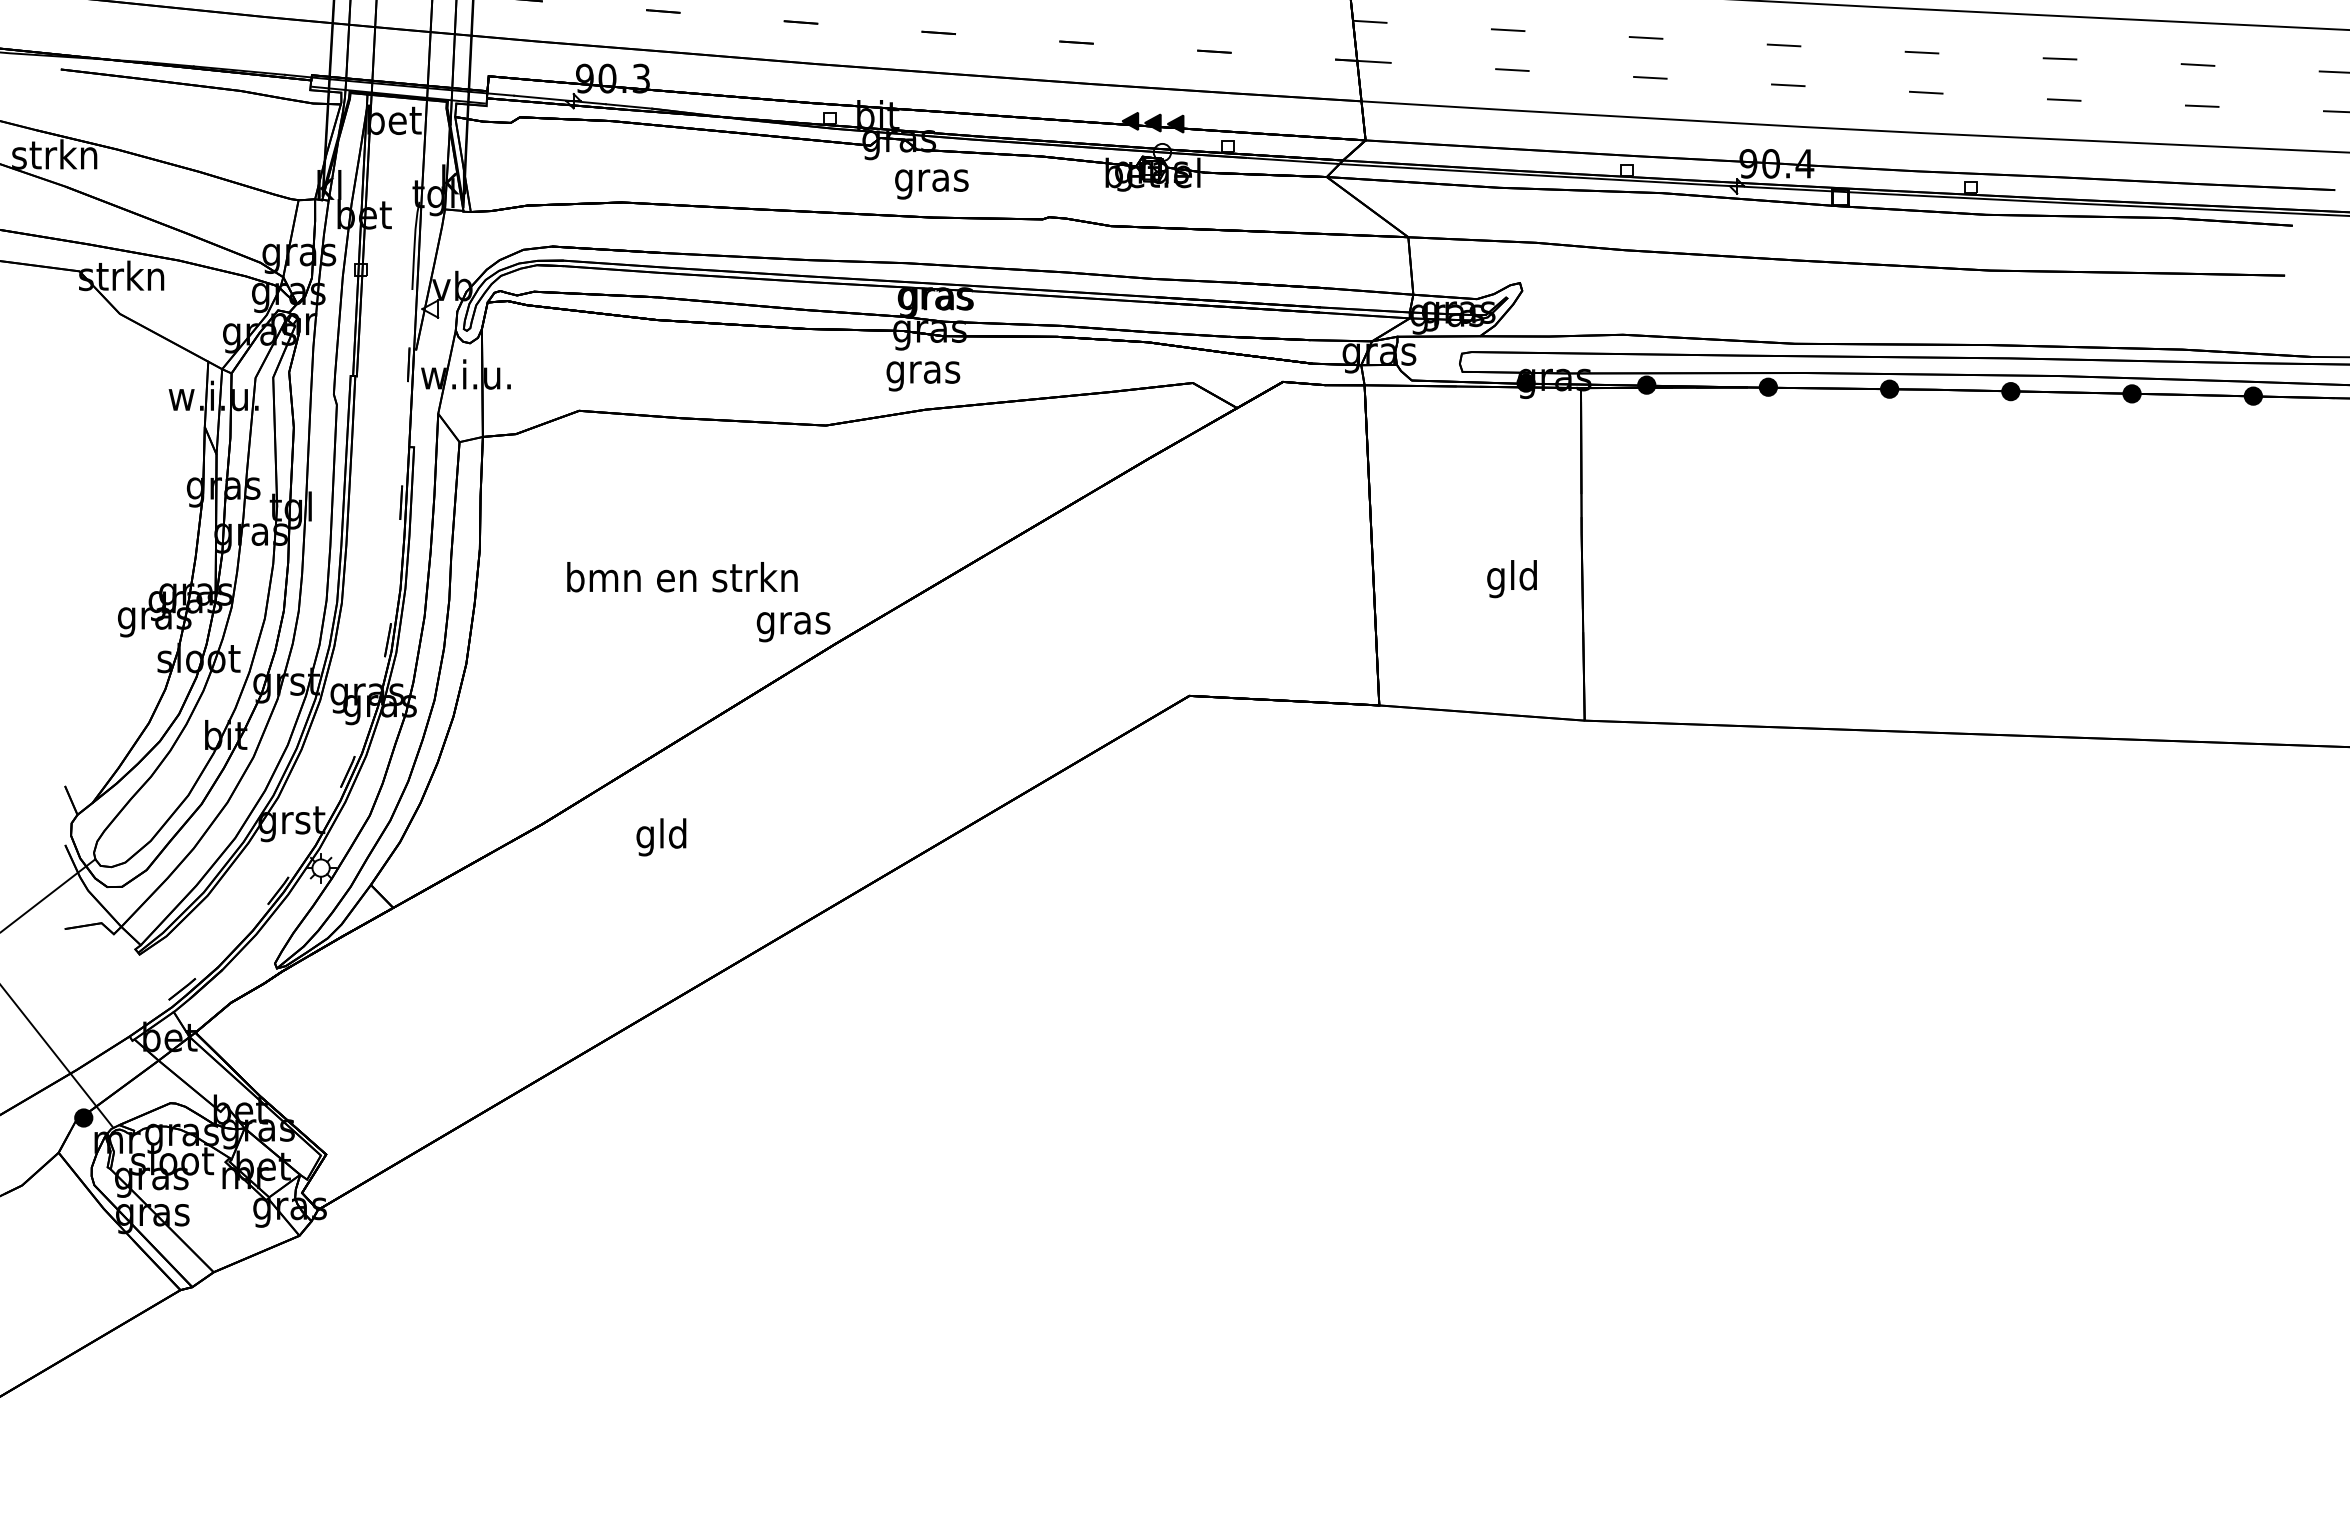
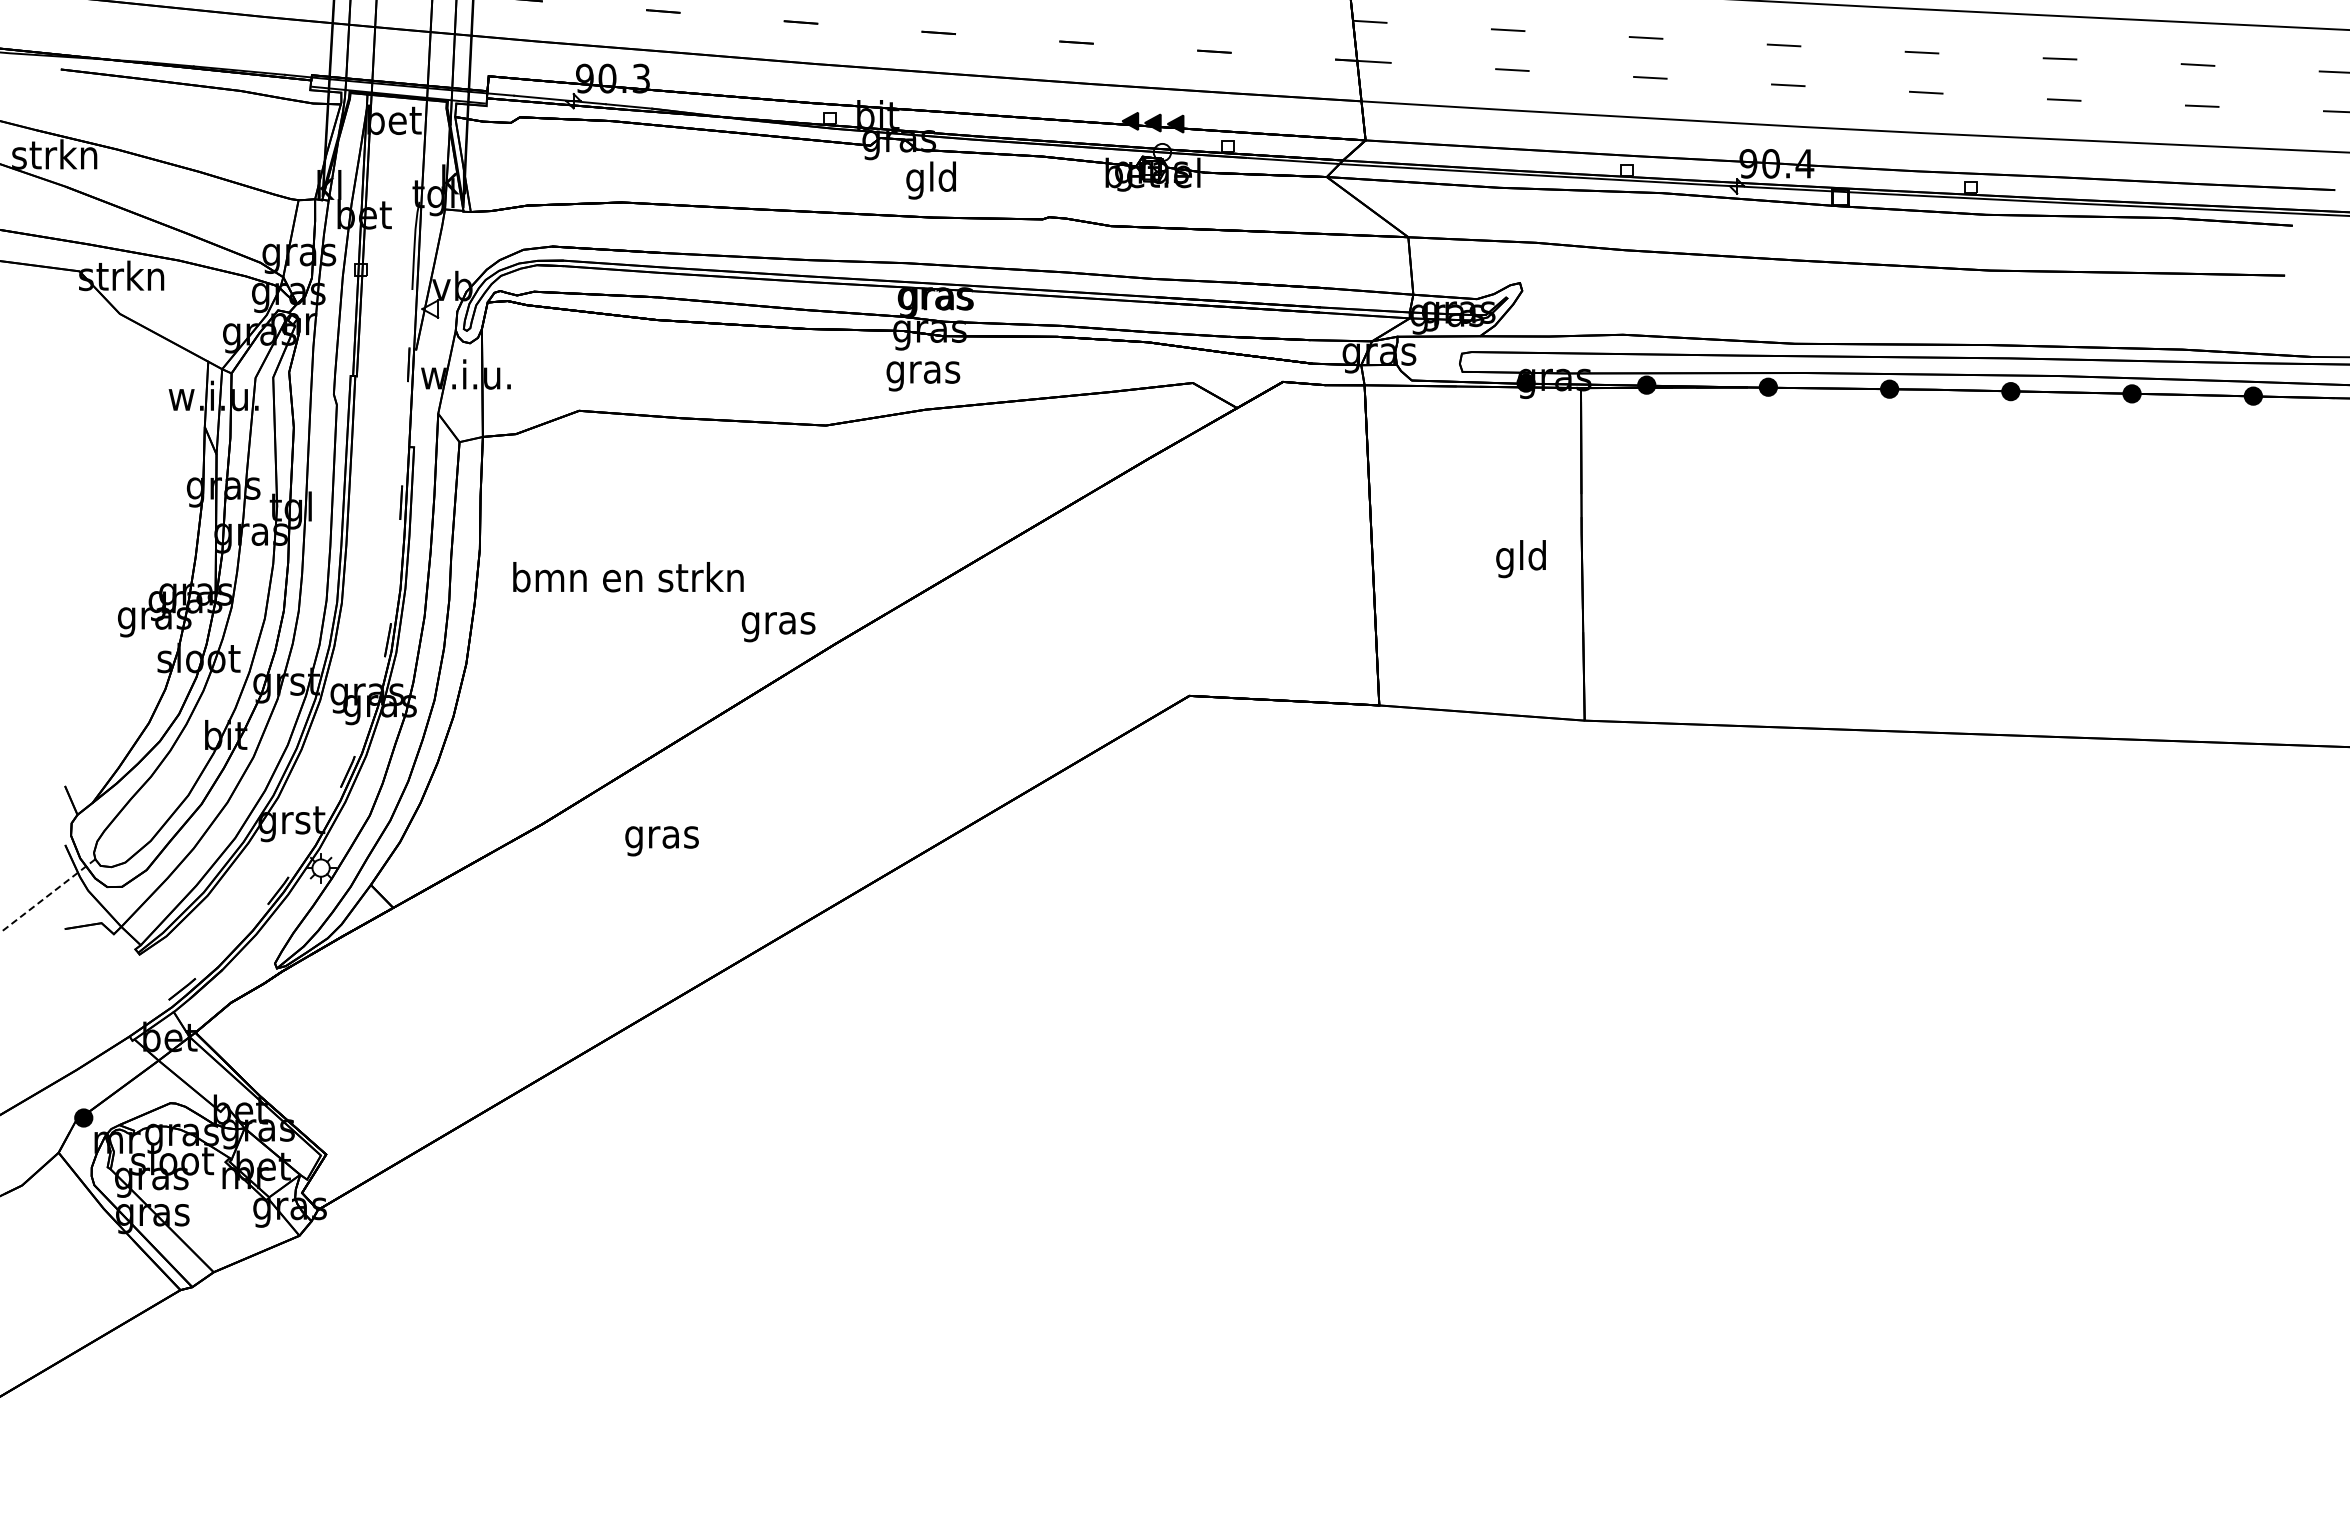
text: gras -> gld (931, 180)
text position: (682, 577) -> (628, 577) (628, 577)
text position: (1511, 579) -> (1520, 559) (1520, 559)
text position: (793, 627) -> (778, 627) (778, 627)
text: gld -> gras (661, 837)
line: solid -> dashed (47, 895)
line: present -> none (57, 1057)
